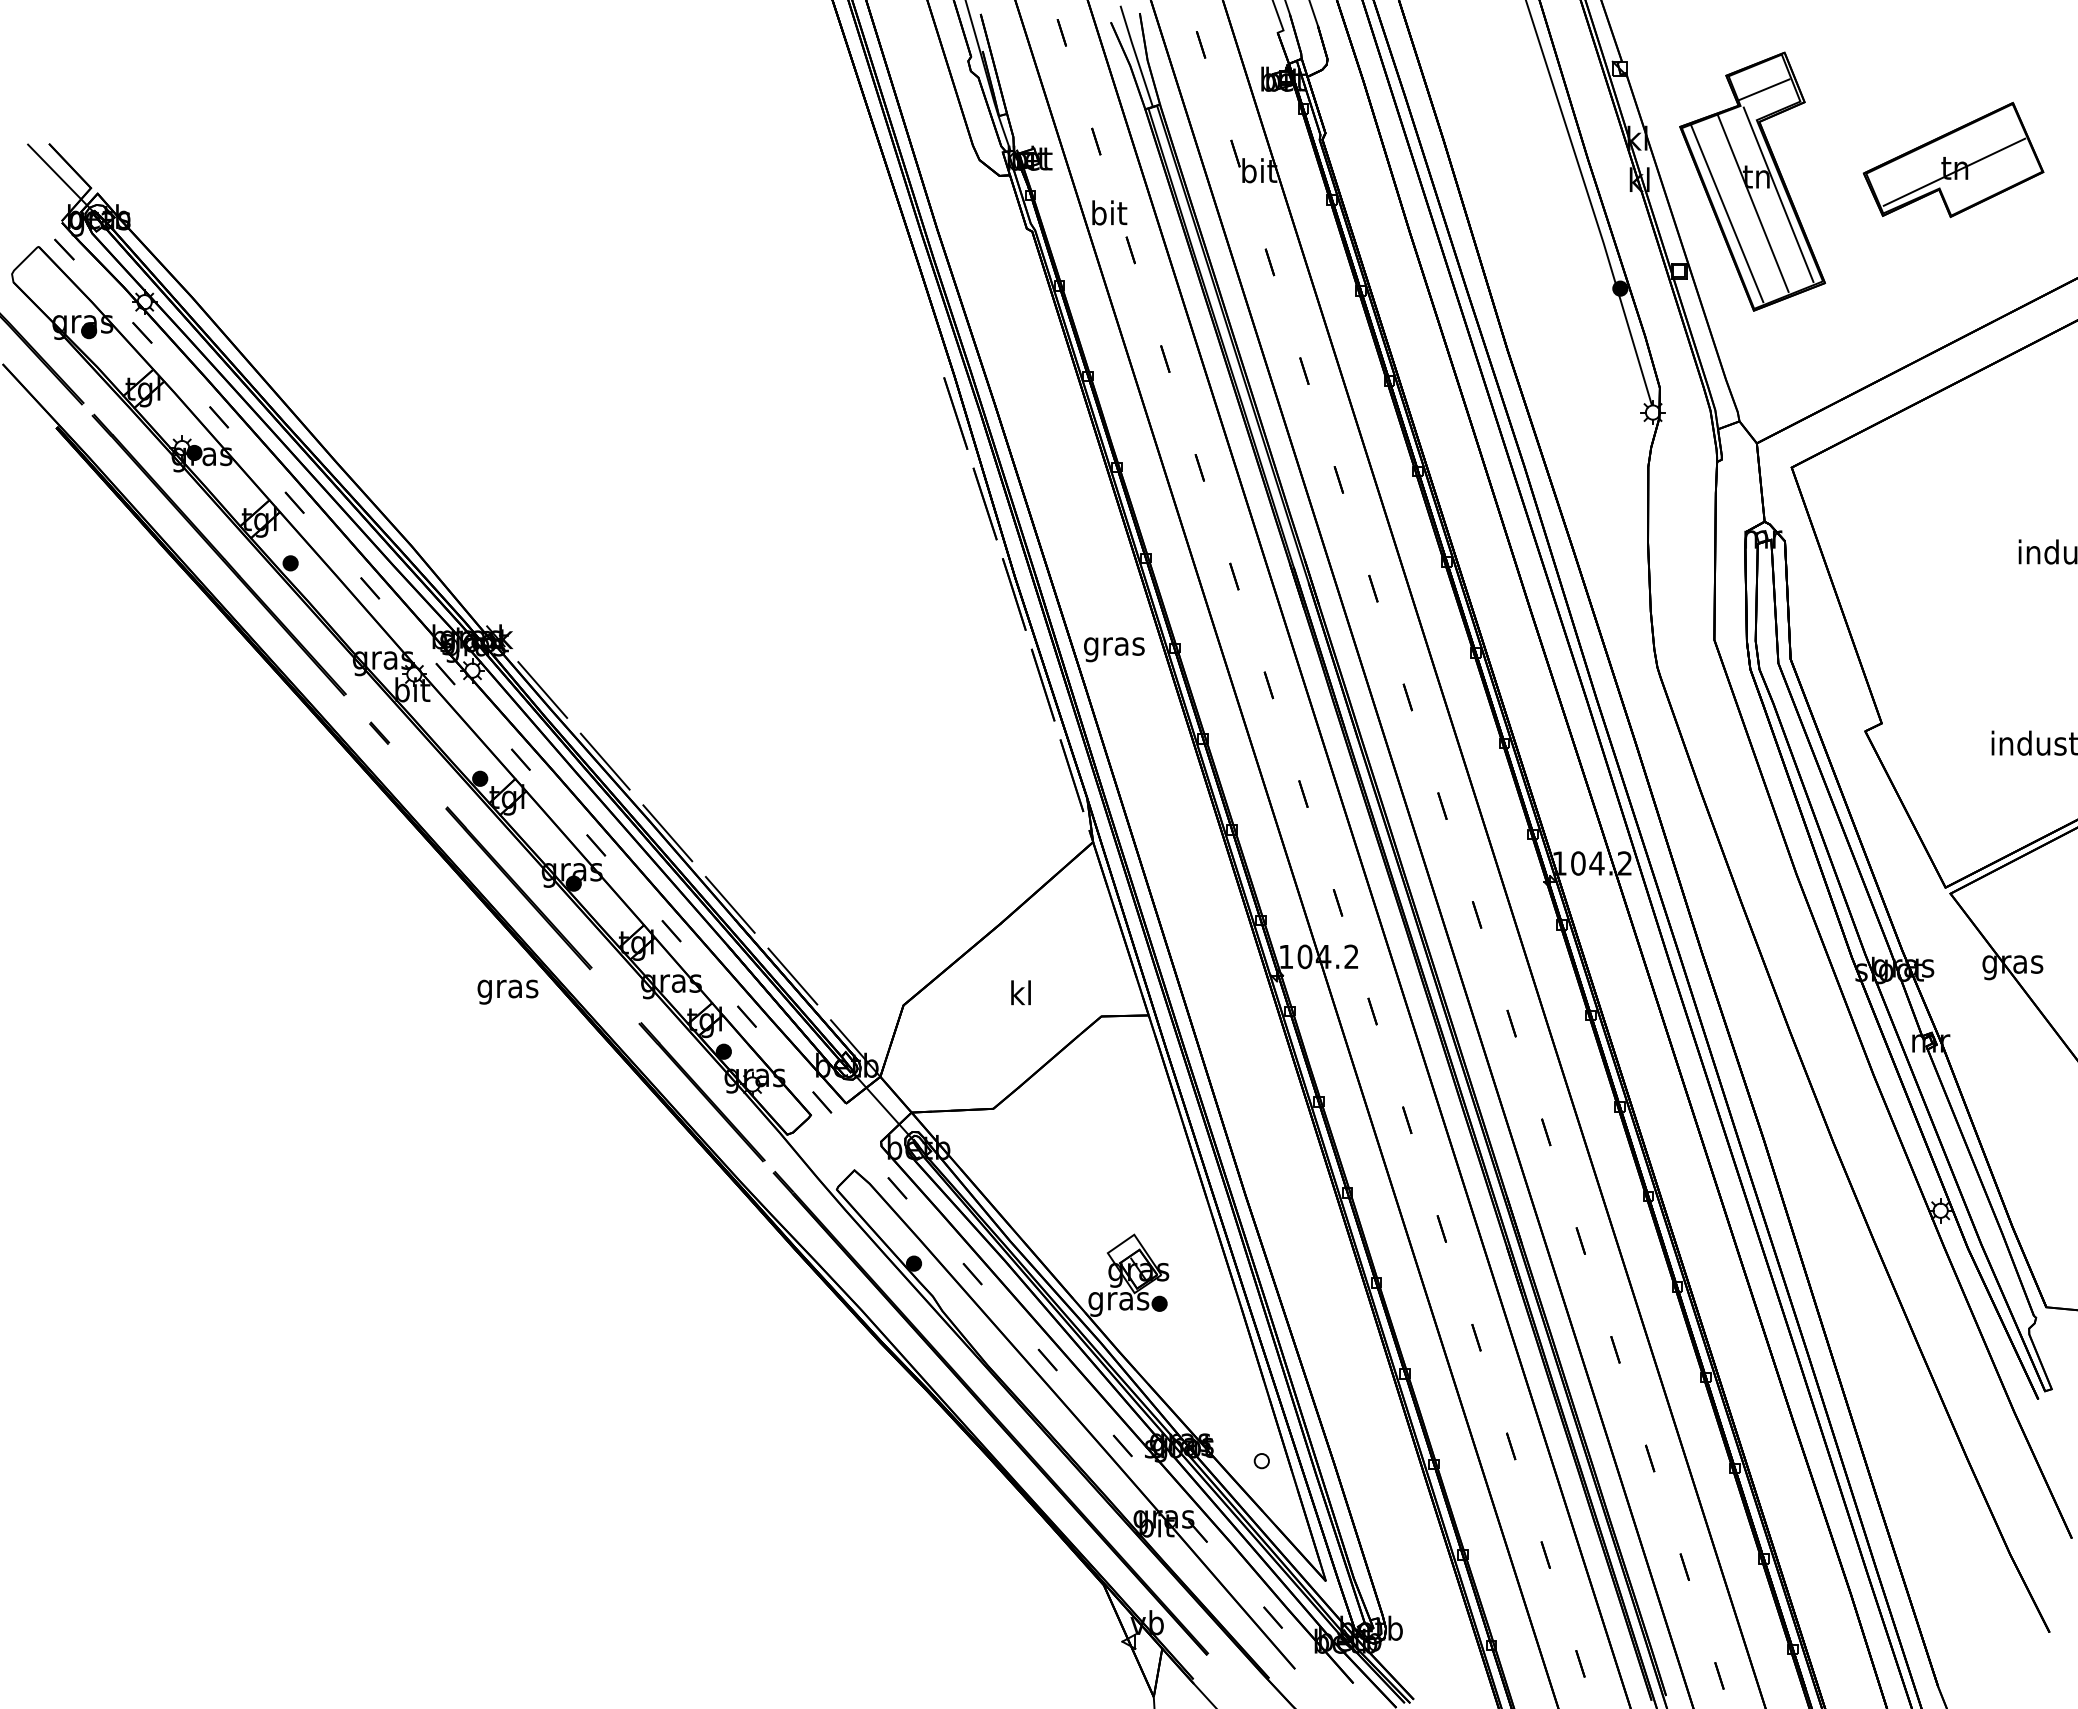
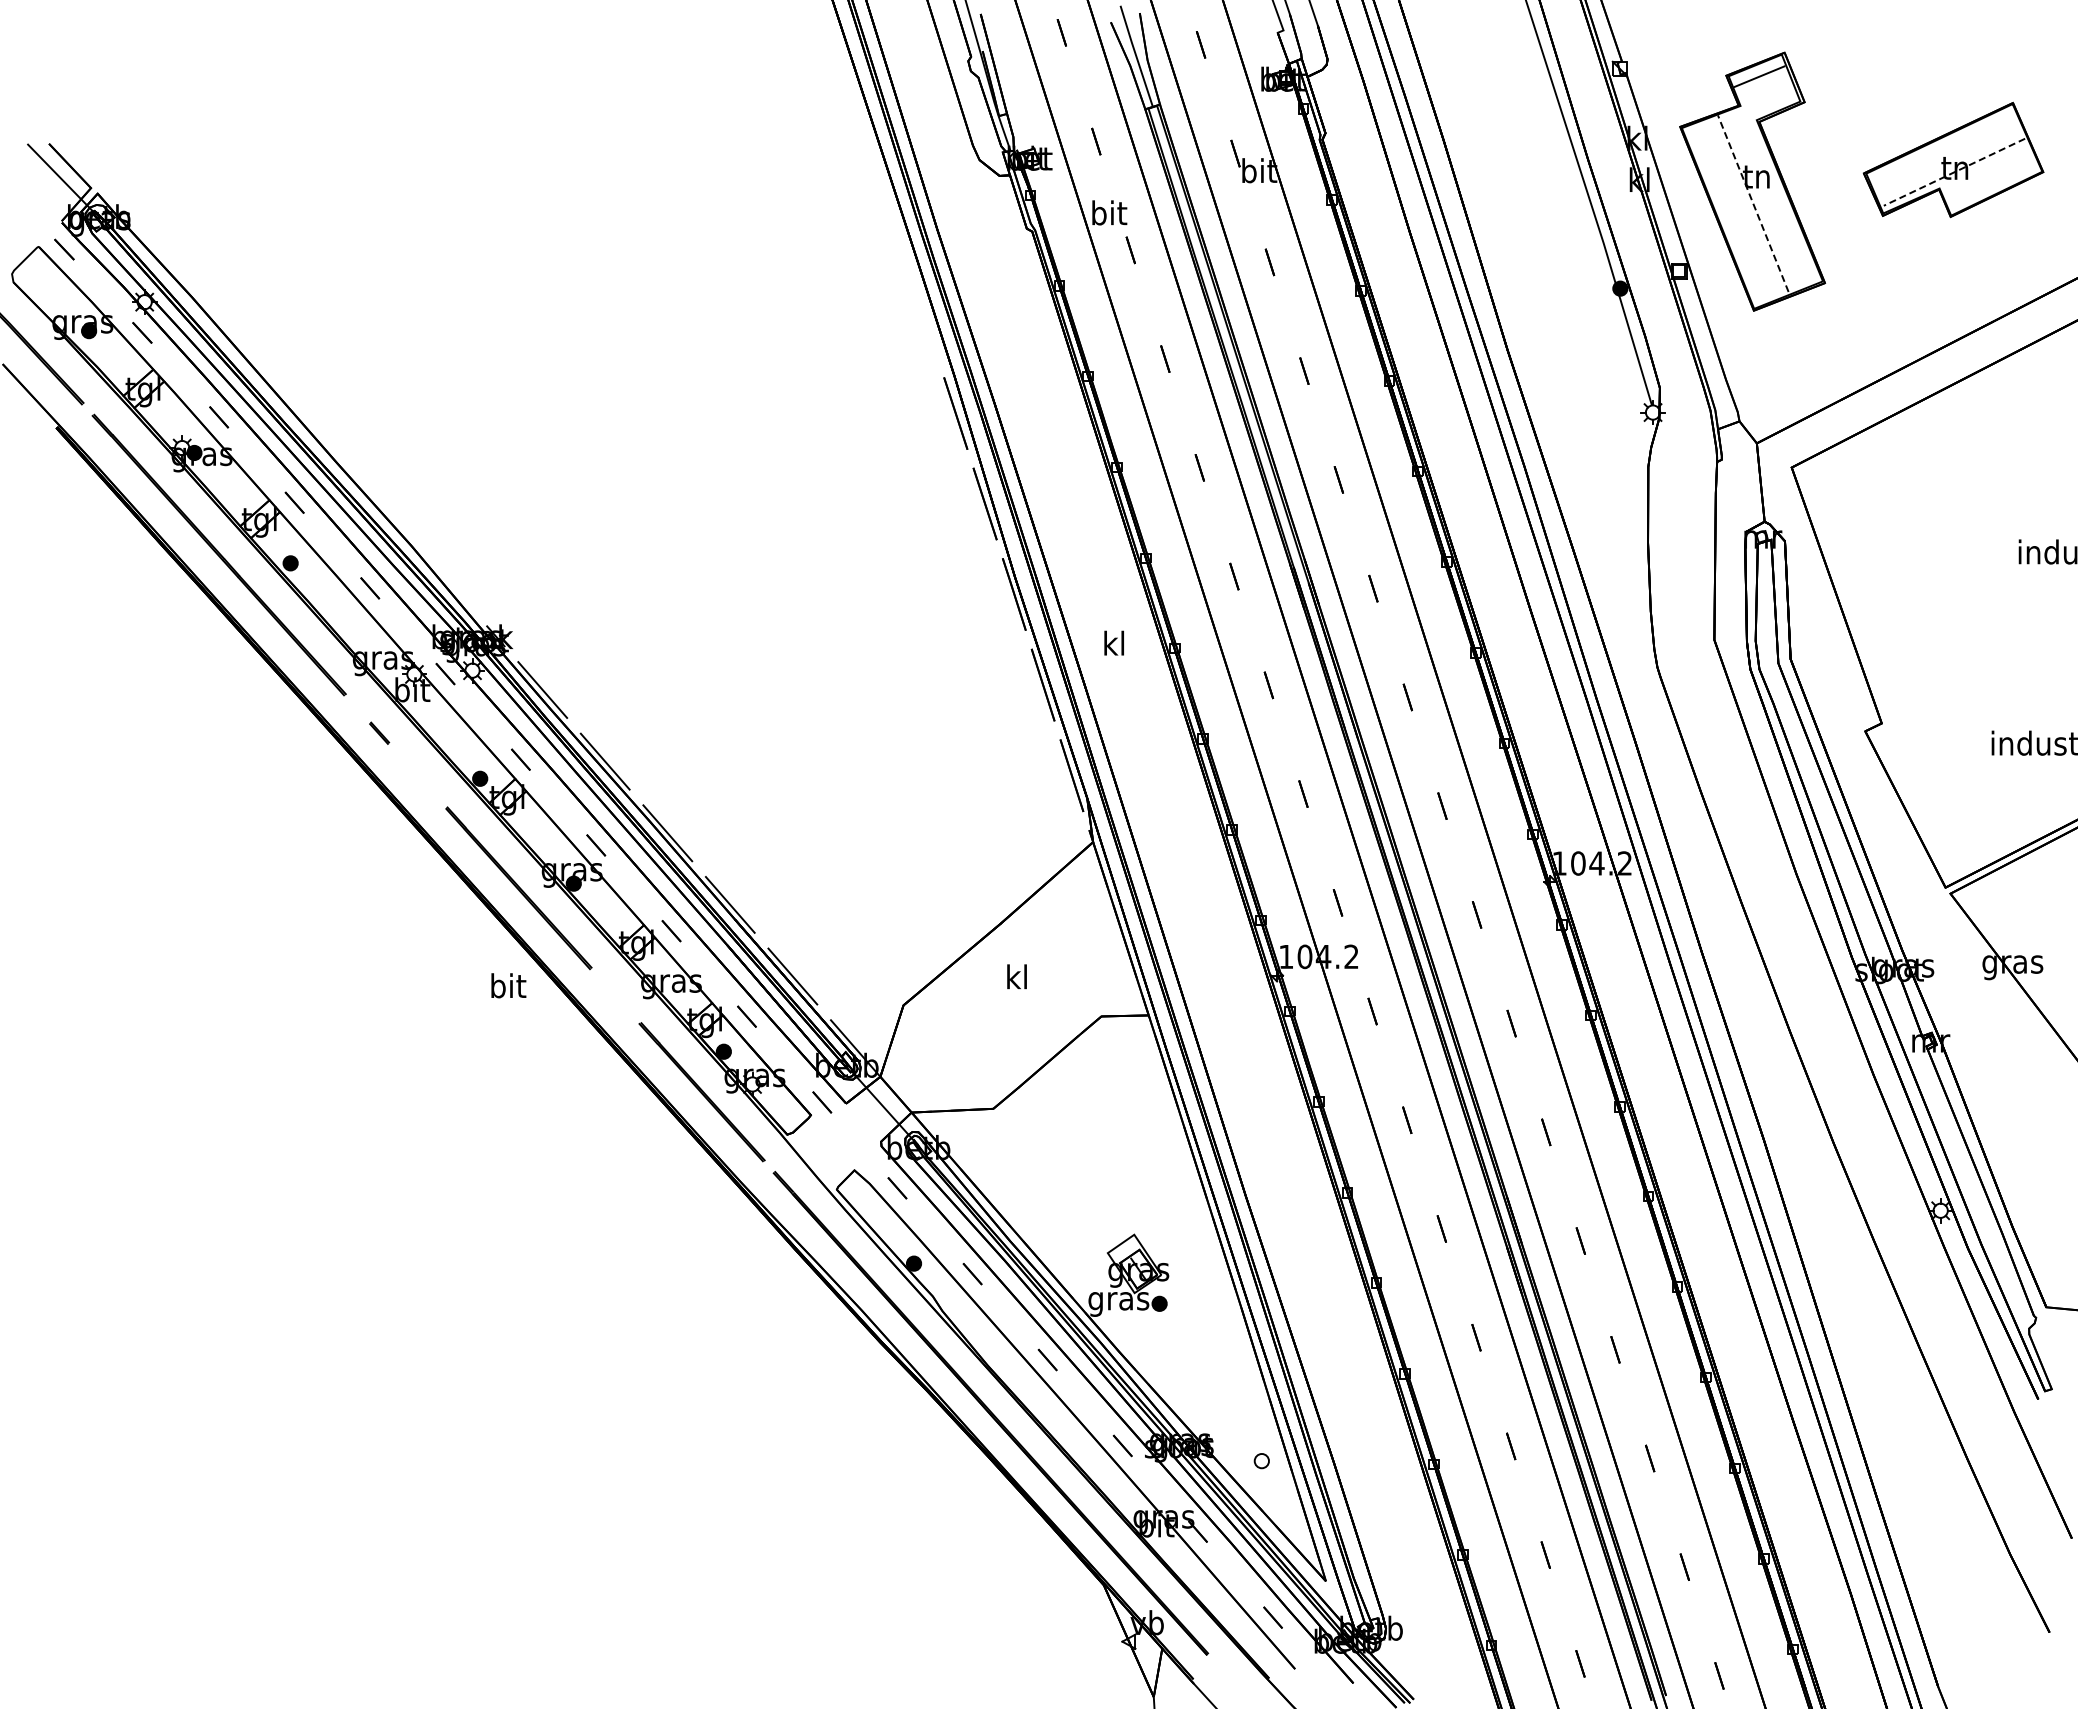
line position: (1764, 89) -> (1759, 76) (1759, 76)
line: solid -> dashed (1954, 172)
line: present -> none (1778, 194)
line: solid -> dashed (1753, 203)
line: present -> none (1727, 213)
text: gras -> kl (1114, 646)
text: gras -> bit (507, 988)
text position: (1020, 992) -> (1016, 976) (1016, 976)
